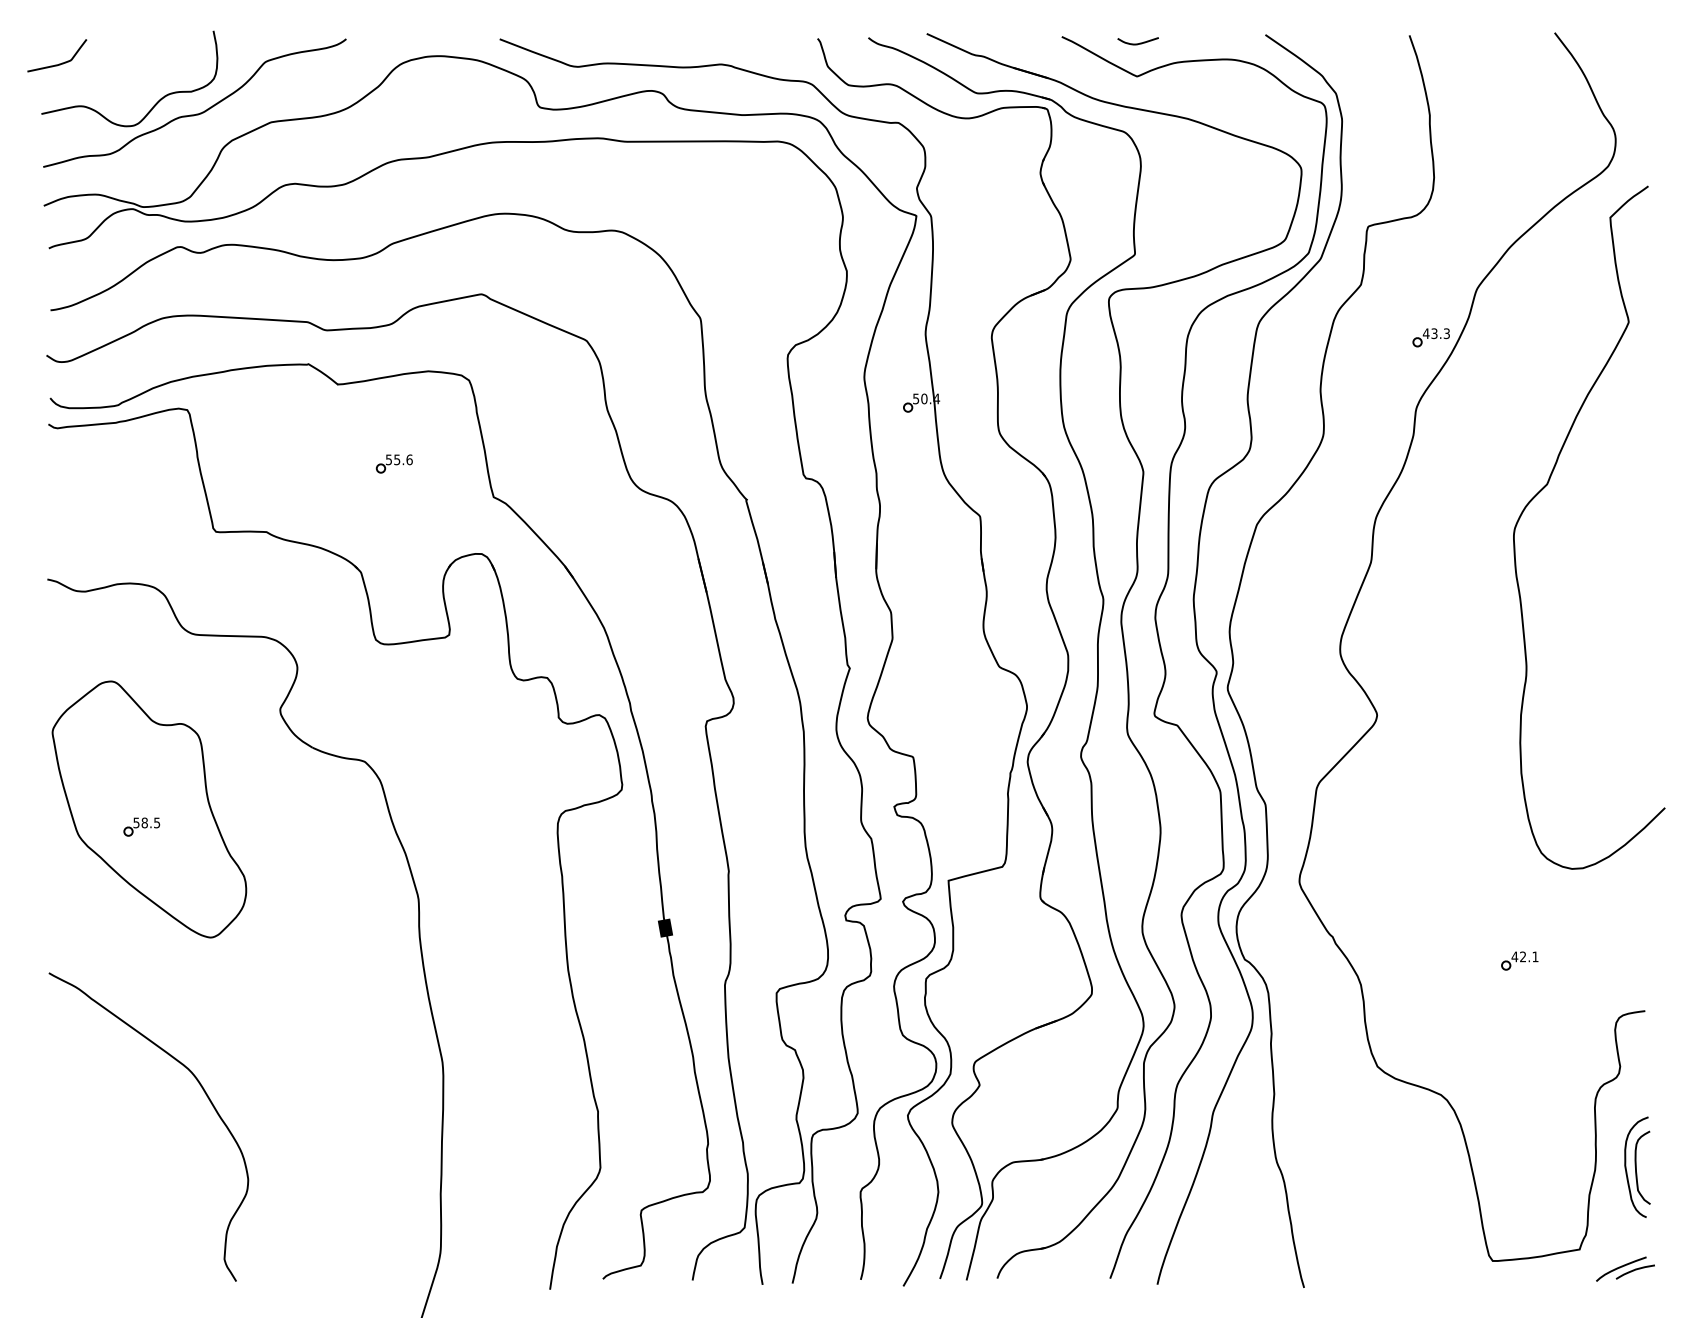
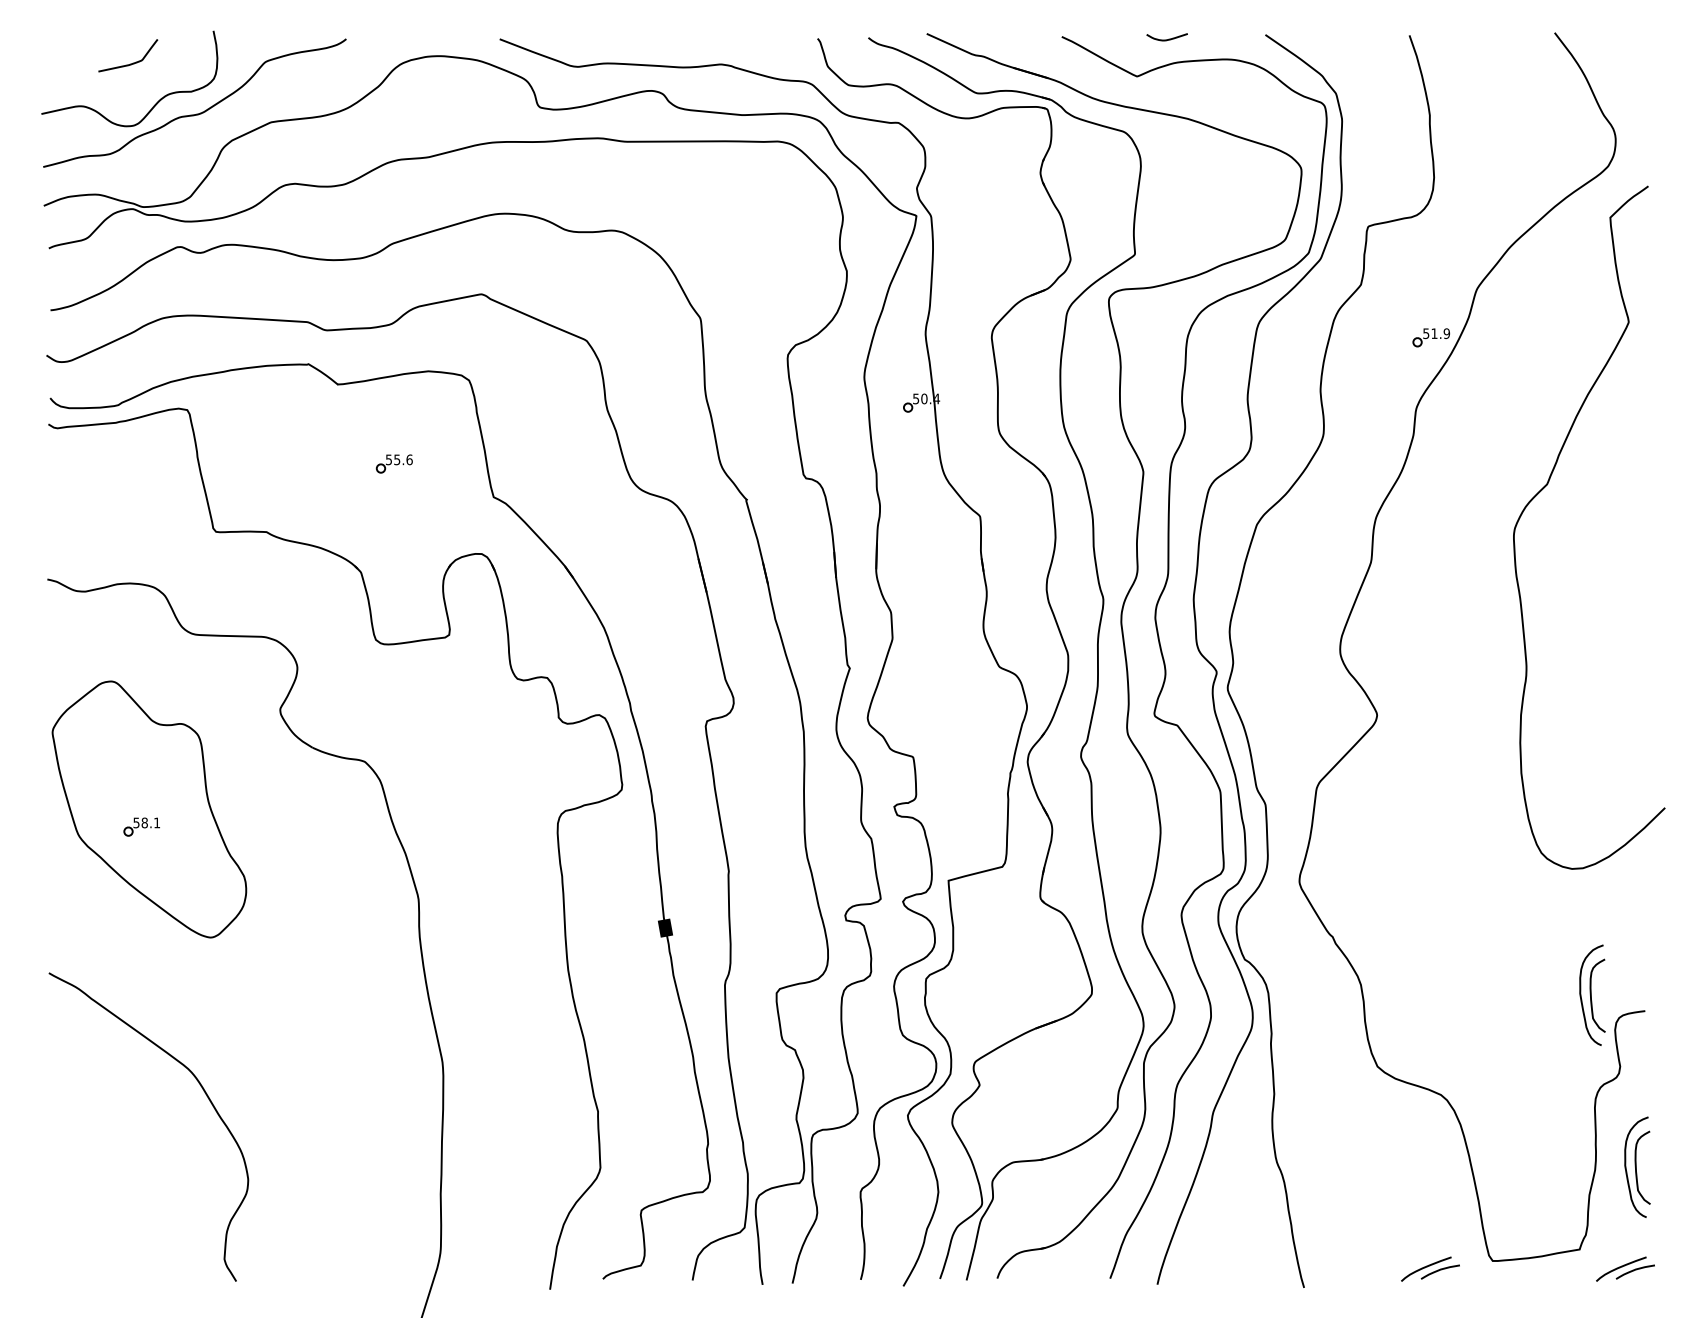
curve position: (1137, 43) -> (1166, 39) (1166, 39)
curve position: (59, 63) -> (130, 63) (130, 63)
text: 43.3 -> 51.9 (1436, 333)
text: 58.5 -> 58.1 (157, 822)
part: present -> none (1519, 960)
part: none -> present (1592, 994)
part: none -> present (1430, 1268)
